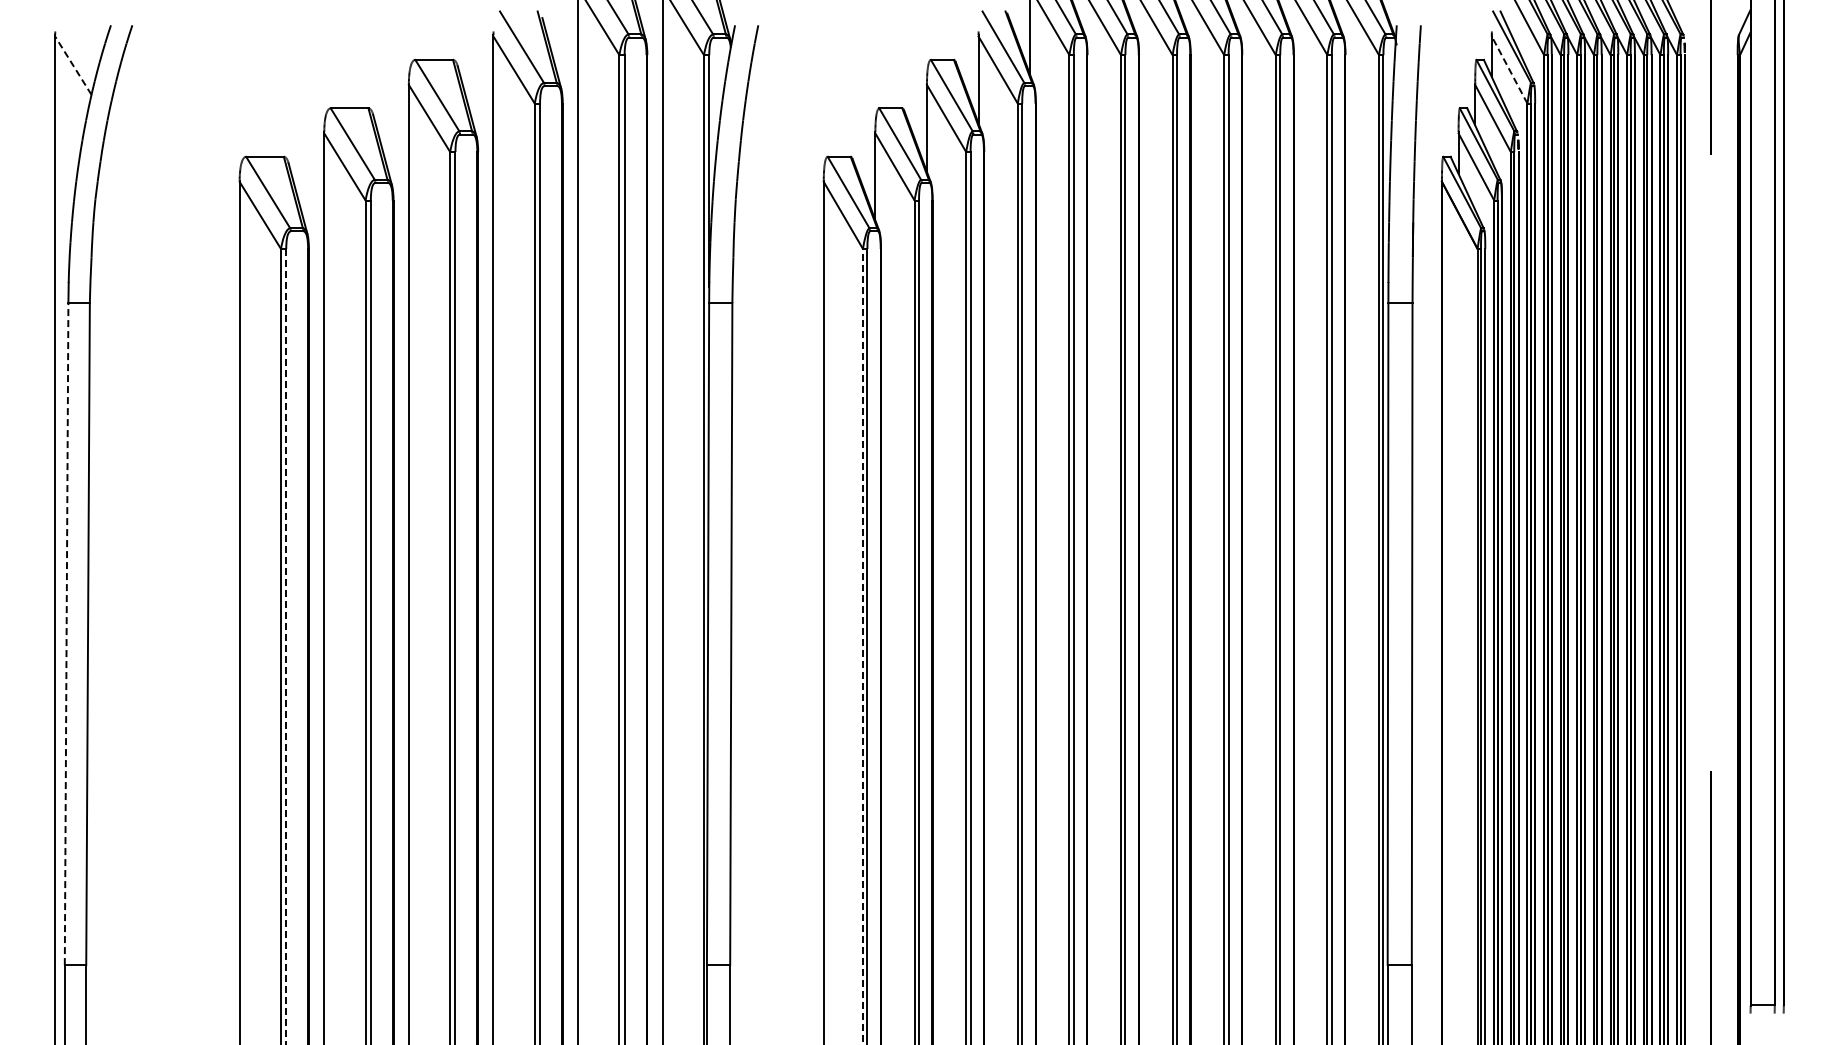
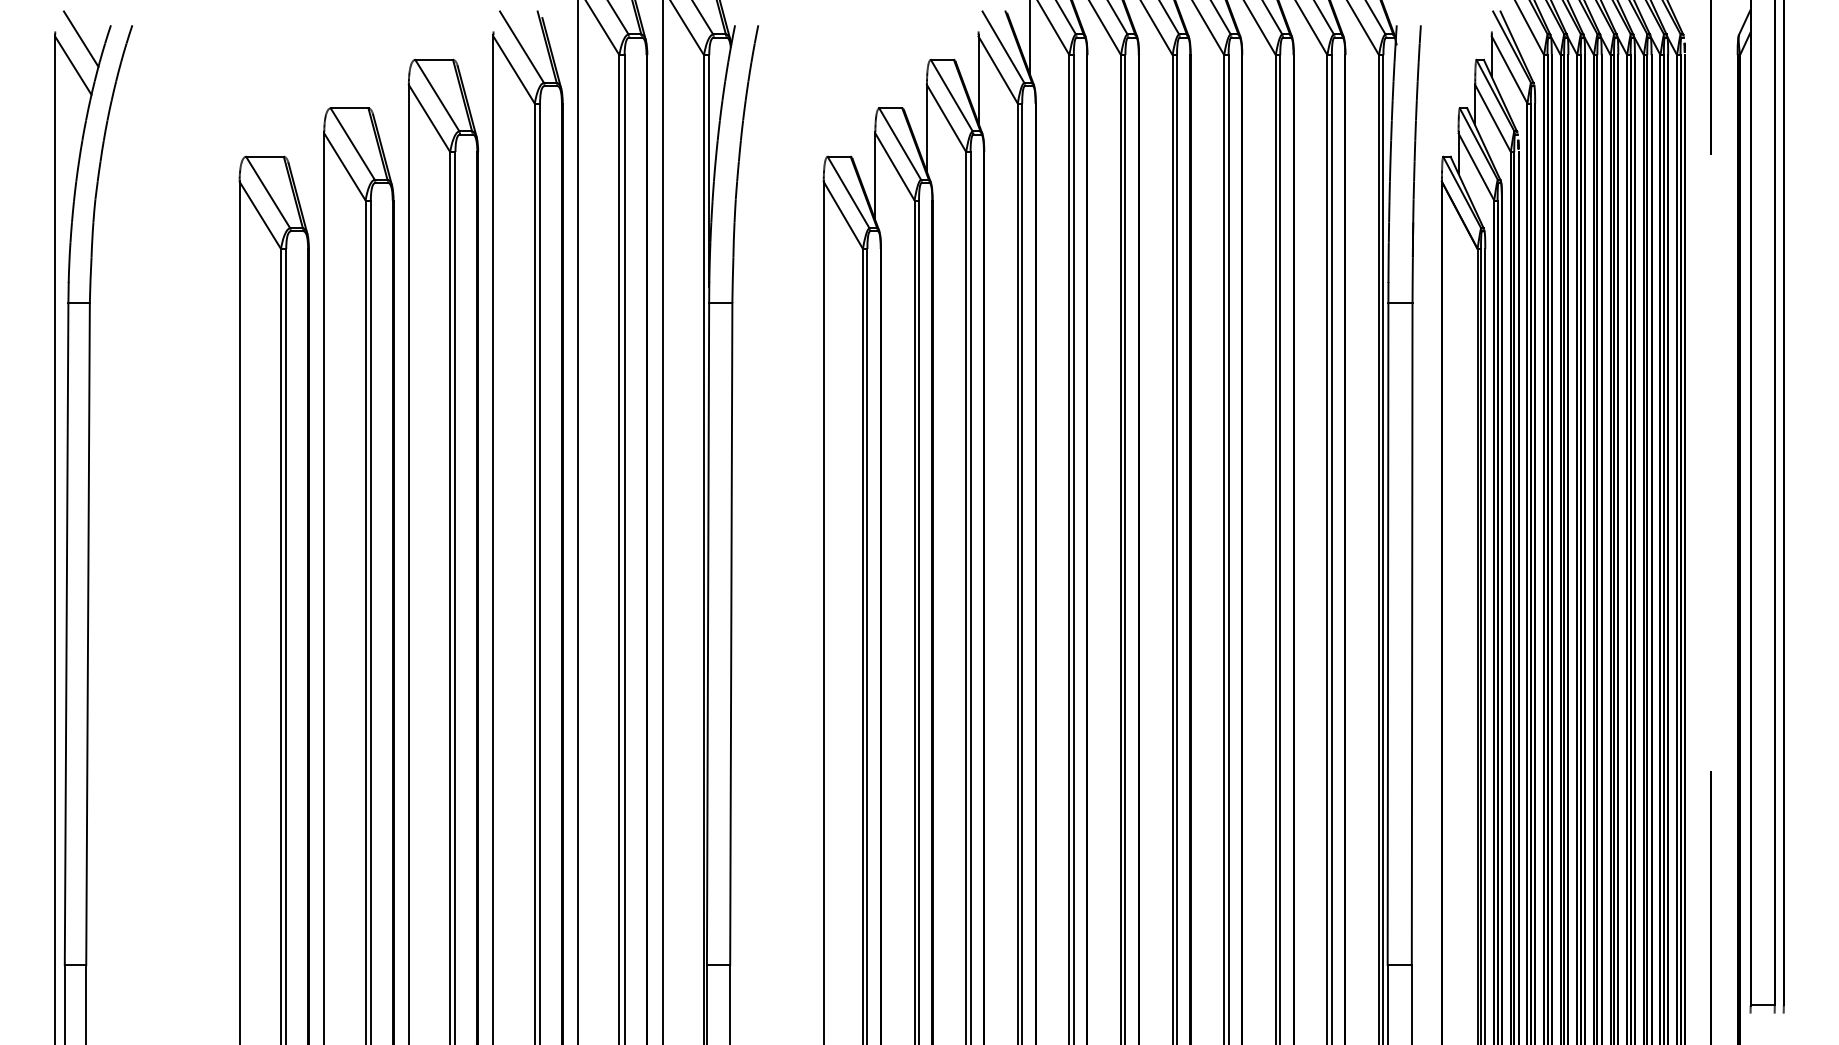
line: none -> present (80, 38)
line: dashed -> solid (73, 65)
line: dashed -> solid (1509, 70)
line: dashed -> solid (66, 633)
line: dashed -> solid (286, 646)
line: dashed -> solid (862, 646)
